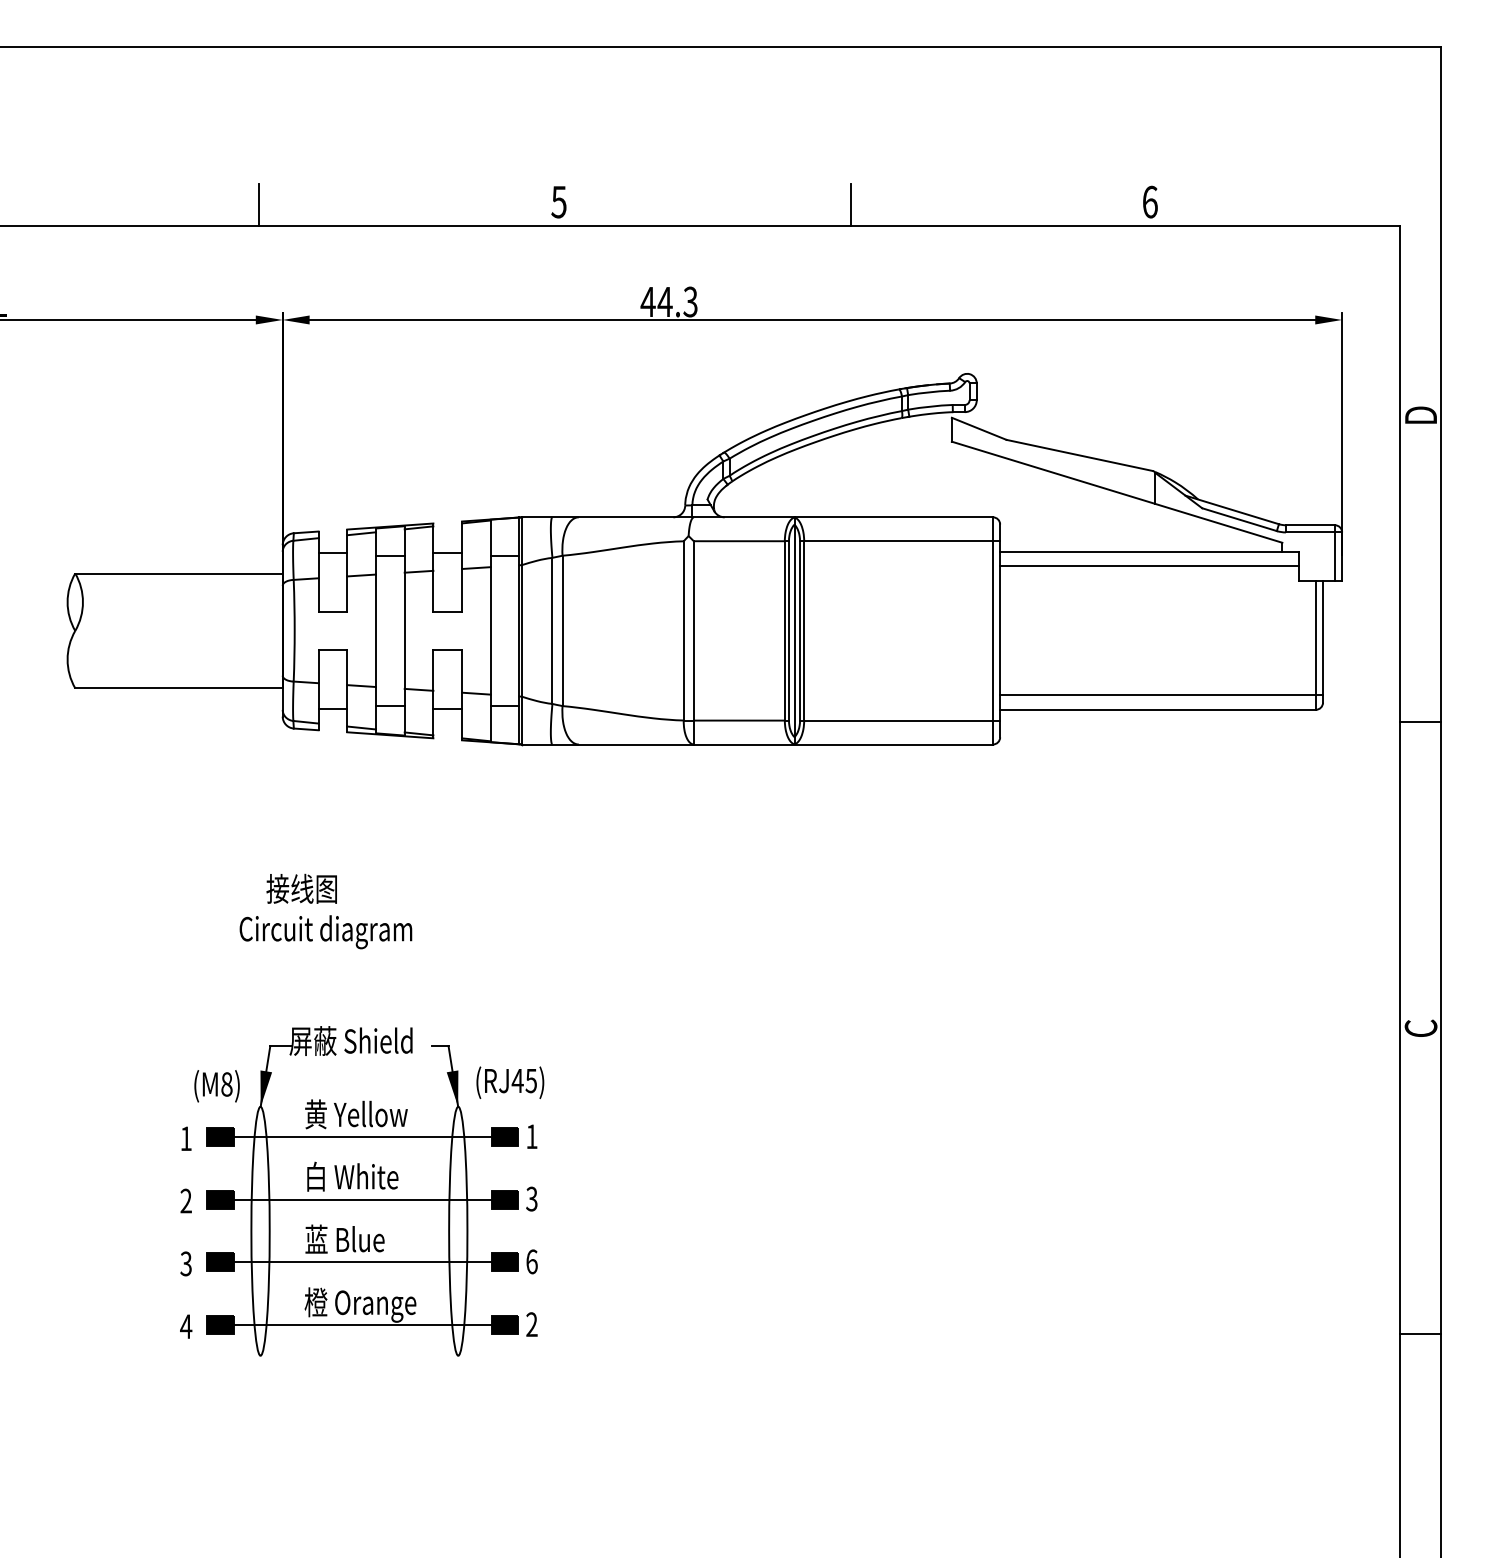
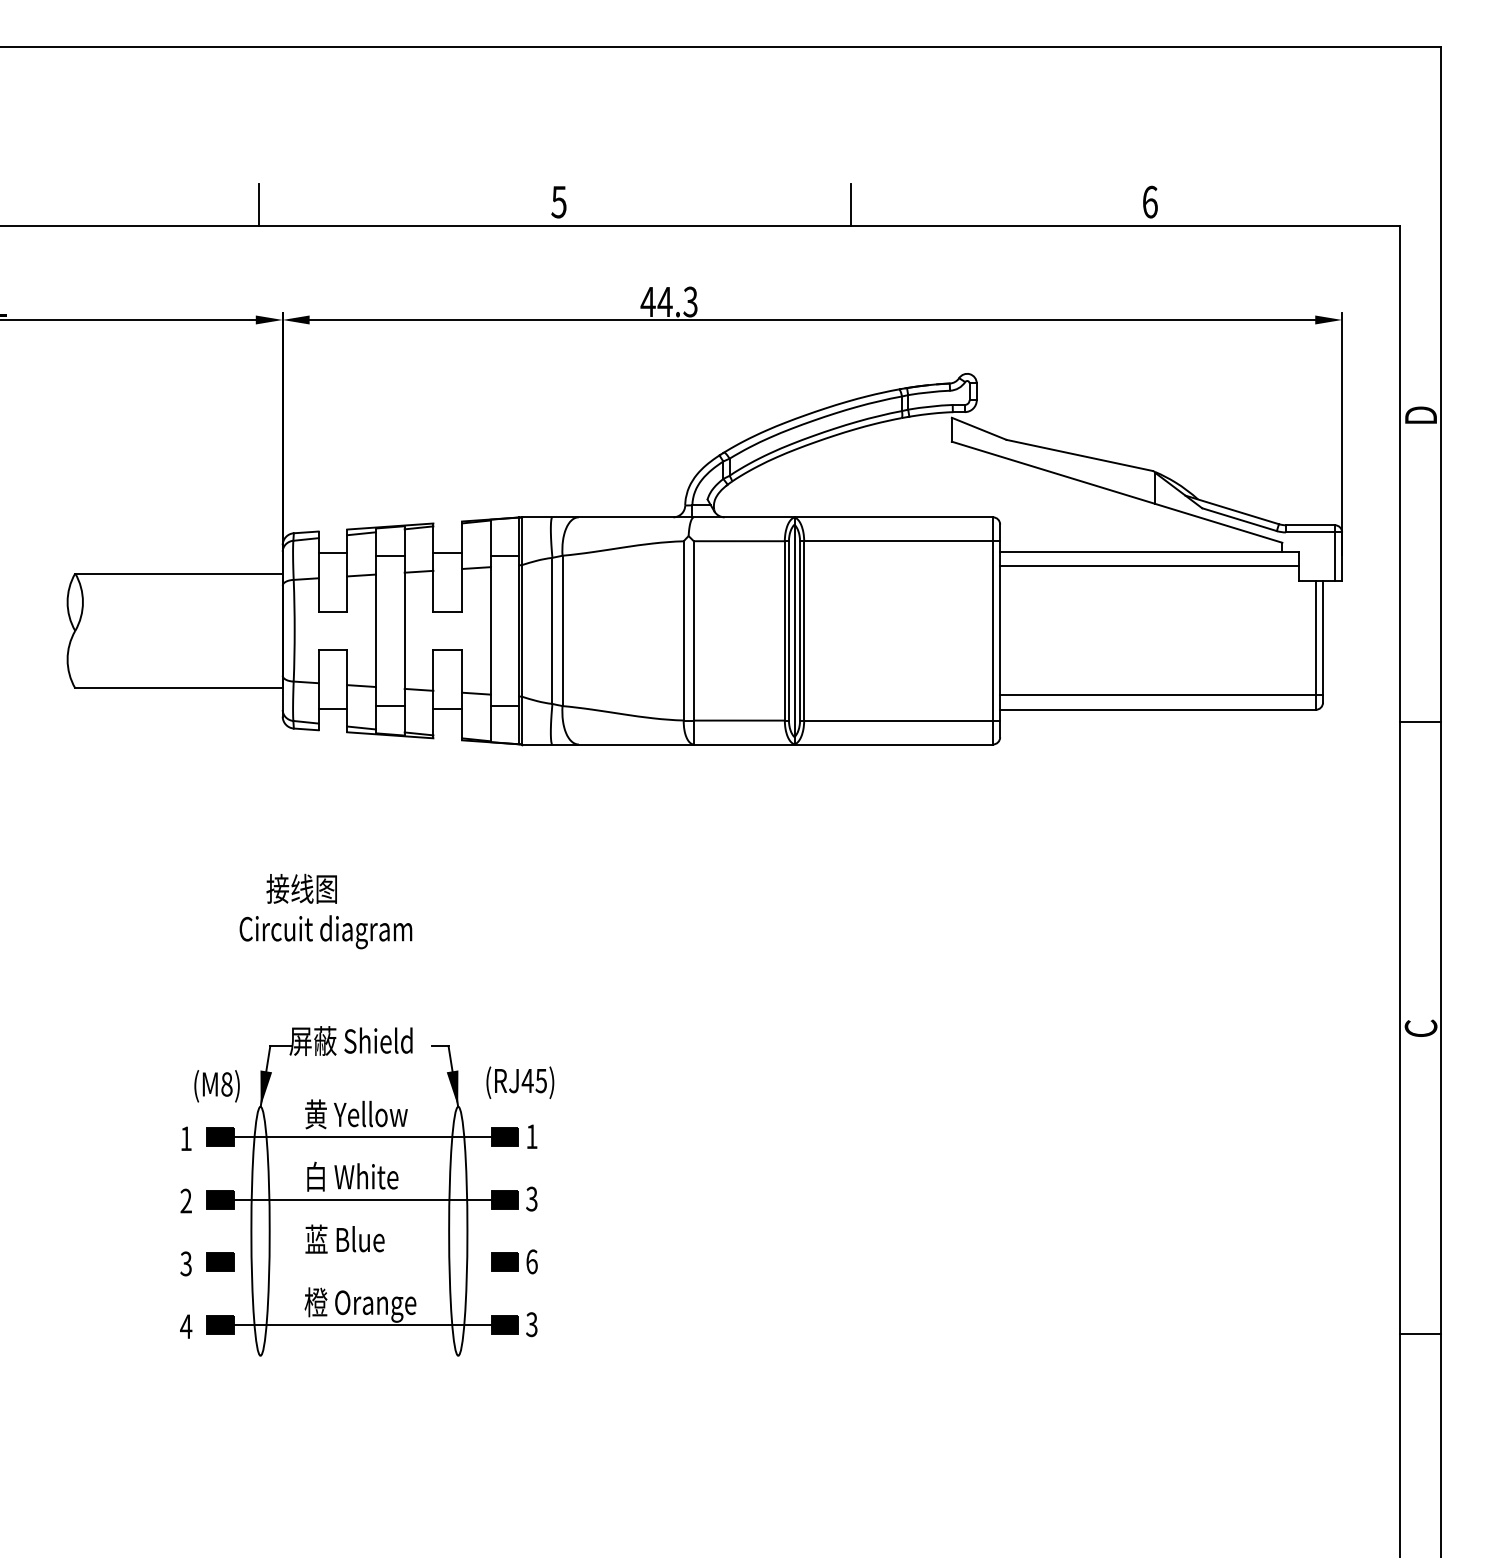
text position: (510, 1082) -> (520, 1082) (520, 1082)
line: present -> none (362, 1262)
text: 2 -> 3 (531, 1324)
